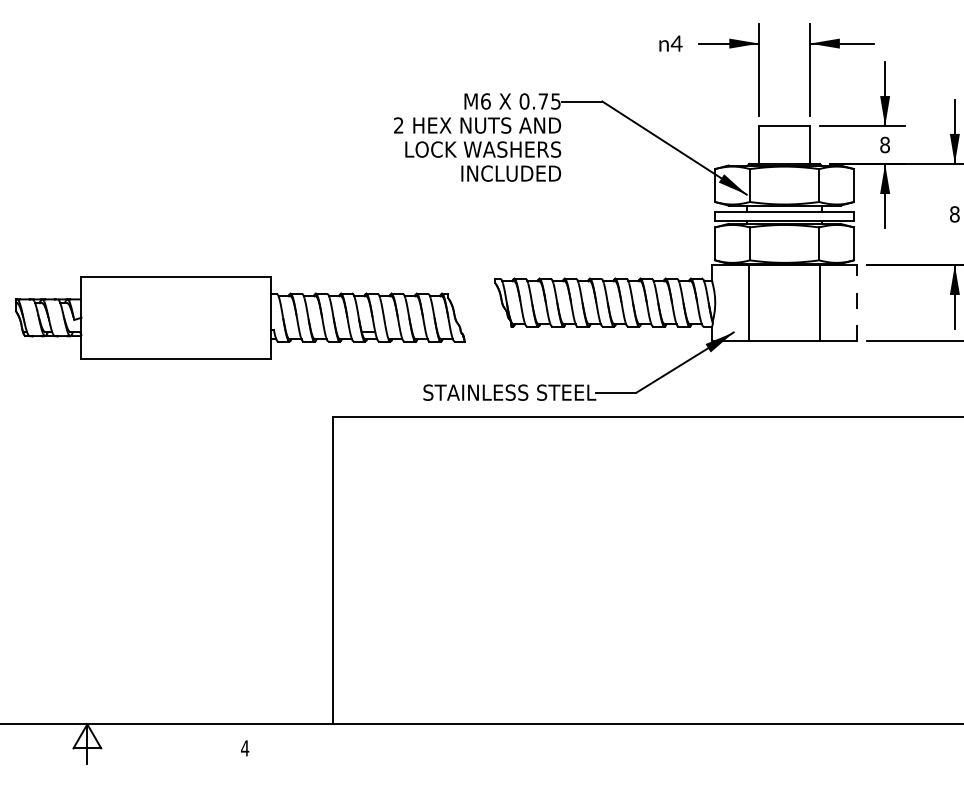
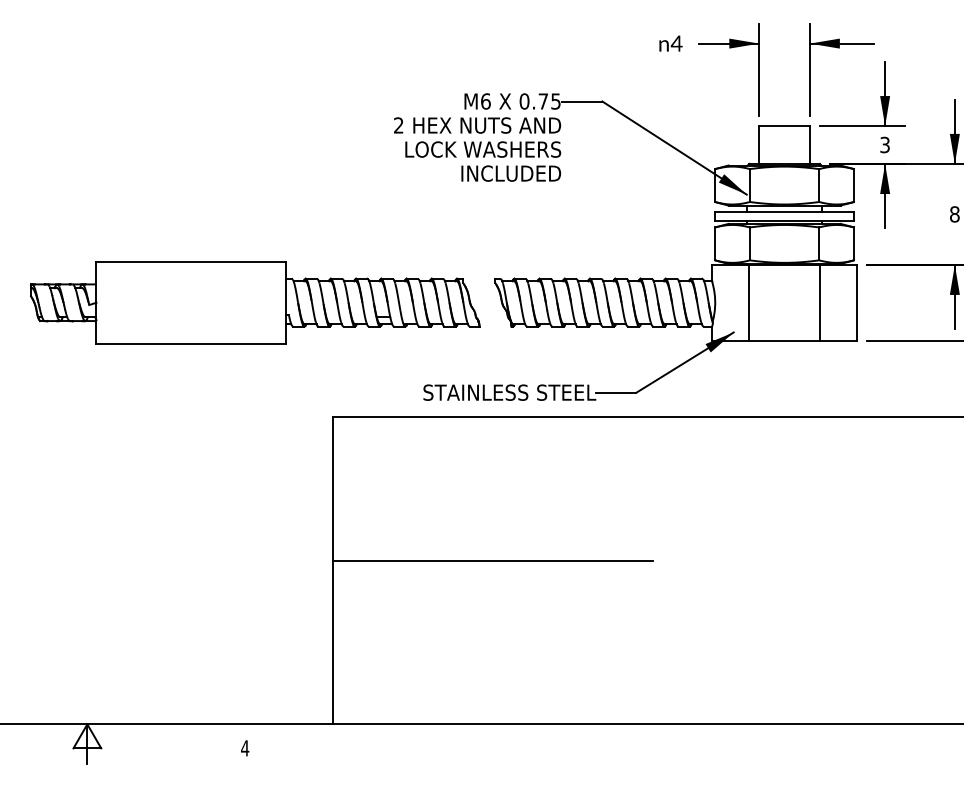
text: 8 -> 3 (884, 144)
line: dashed -> solid (857, 302)
part position: (240, 317) -> (255, 302) (255, 302)
line: none -> present (492, 560)
